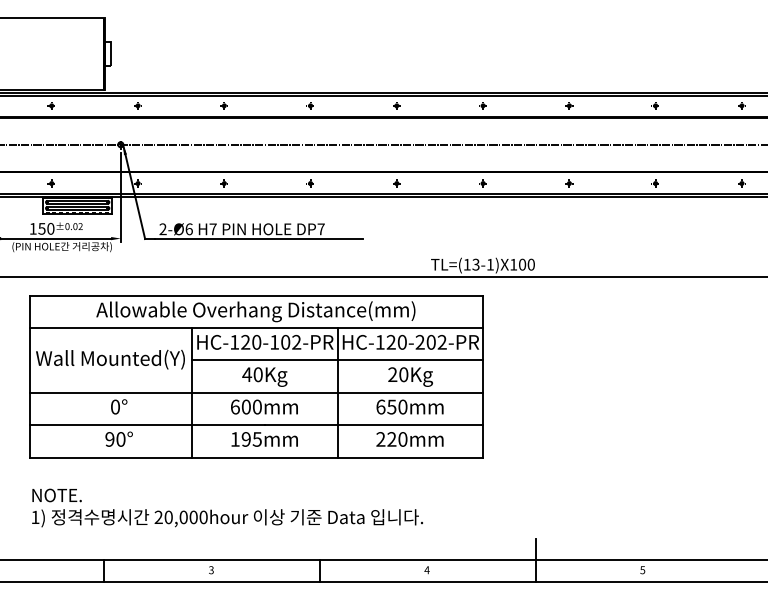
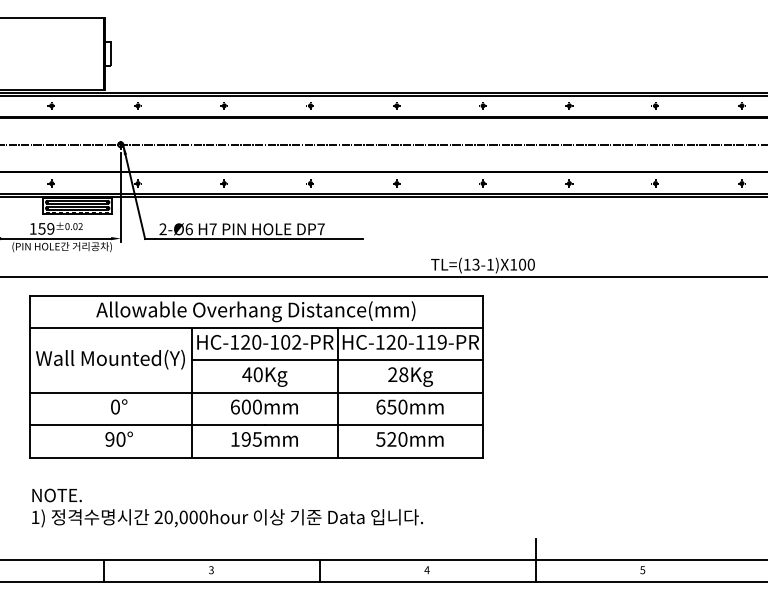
text: 150 -> 159 (50, 228)
text: HC-120-202-PR -> HC-120-119-PR (430, 341)
text: 20Kg -> 28Kg (403, 374)
text: 220mm -> 520mm (380, 439)
